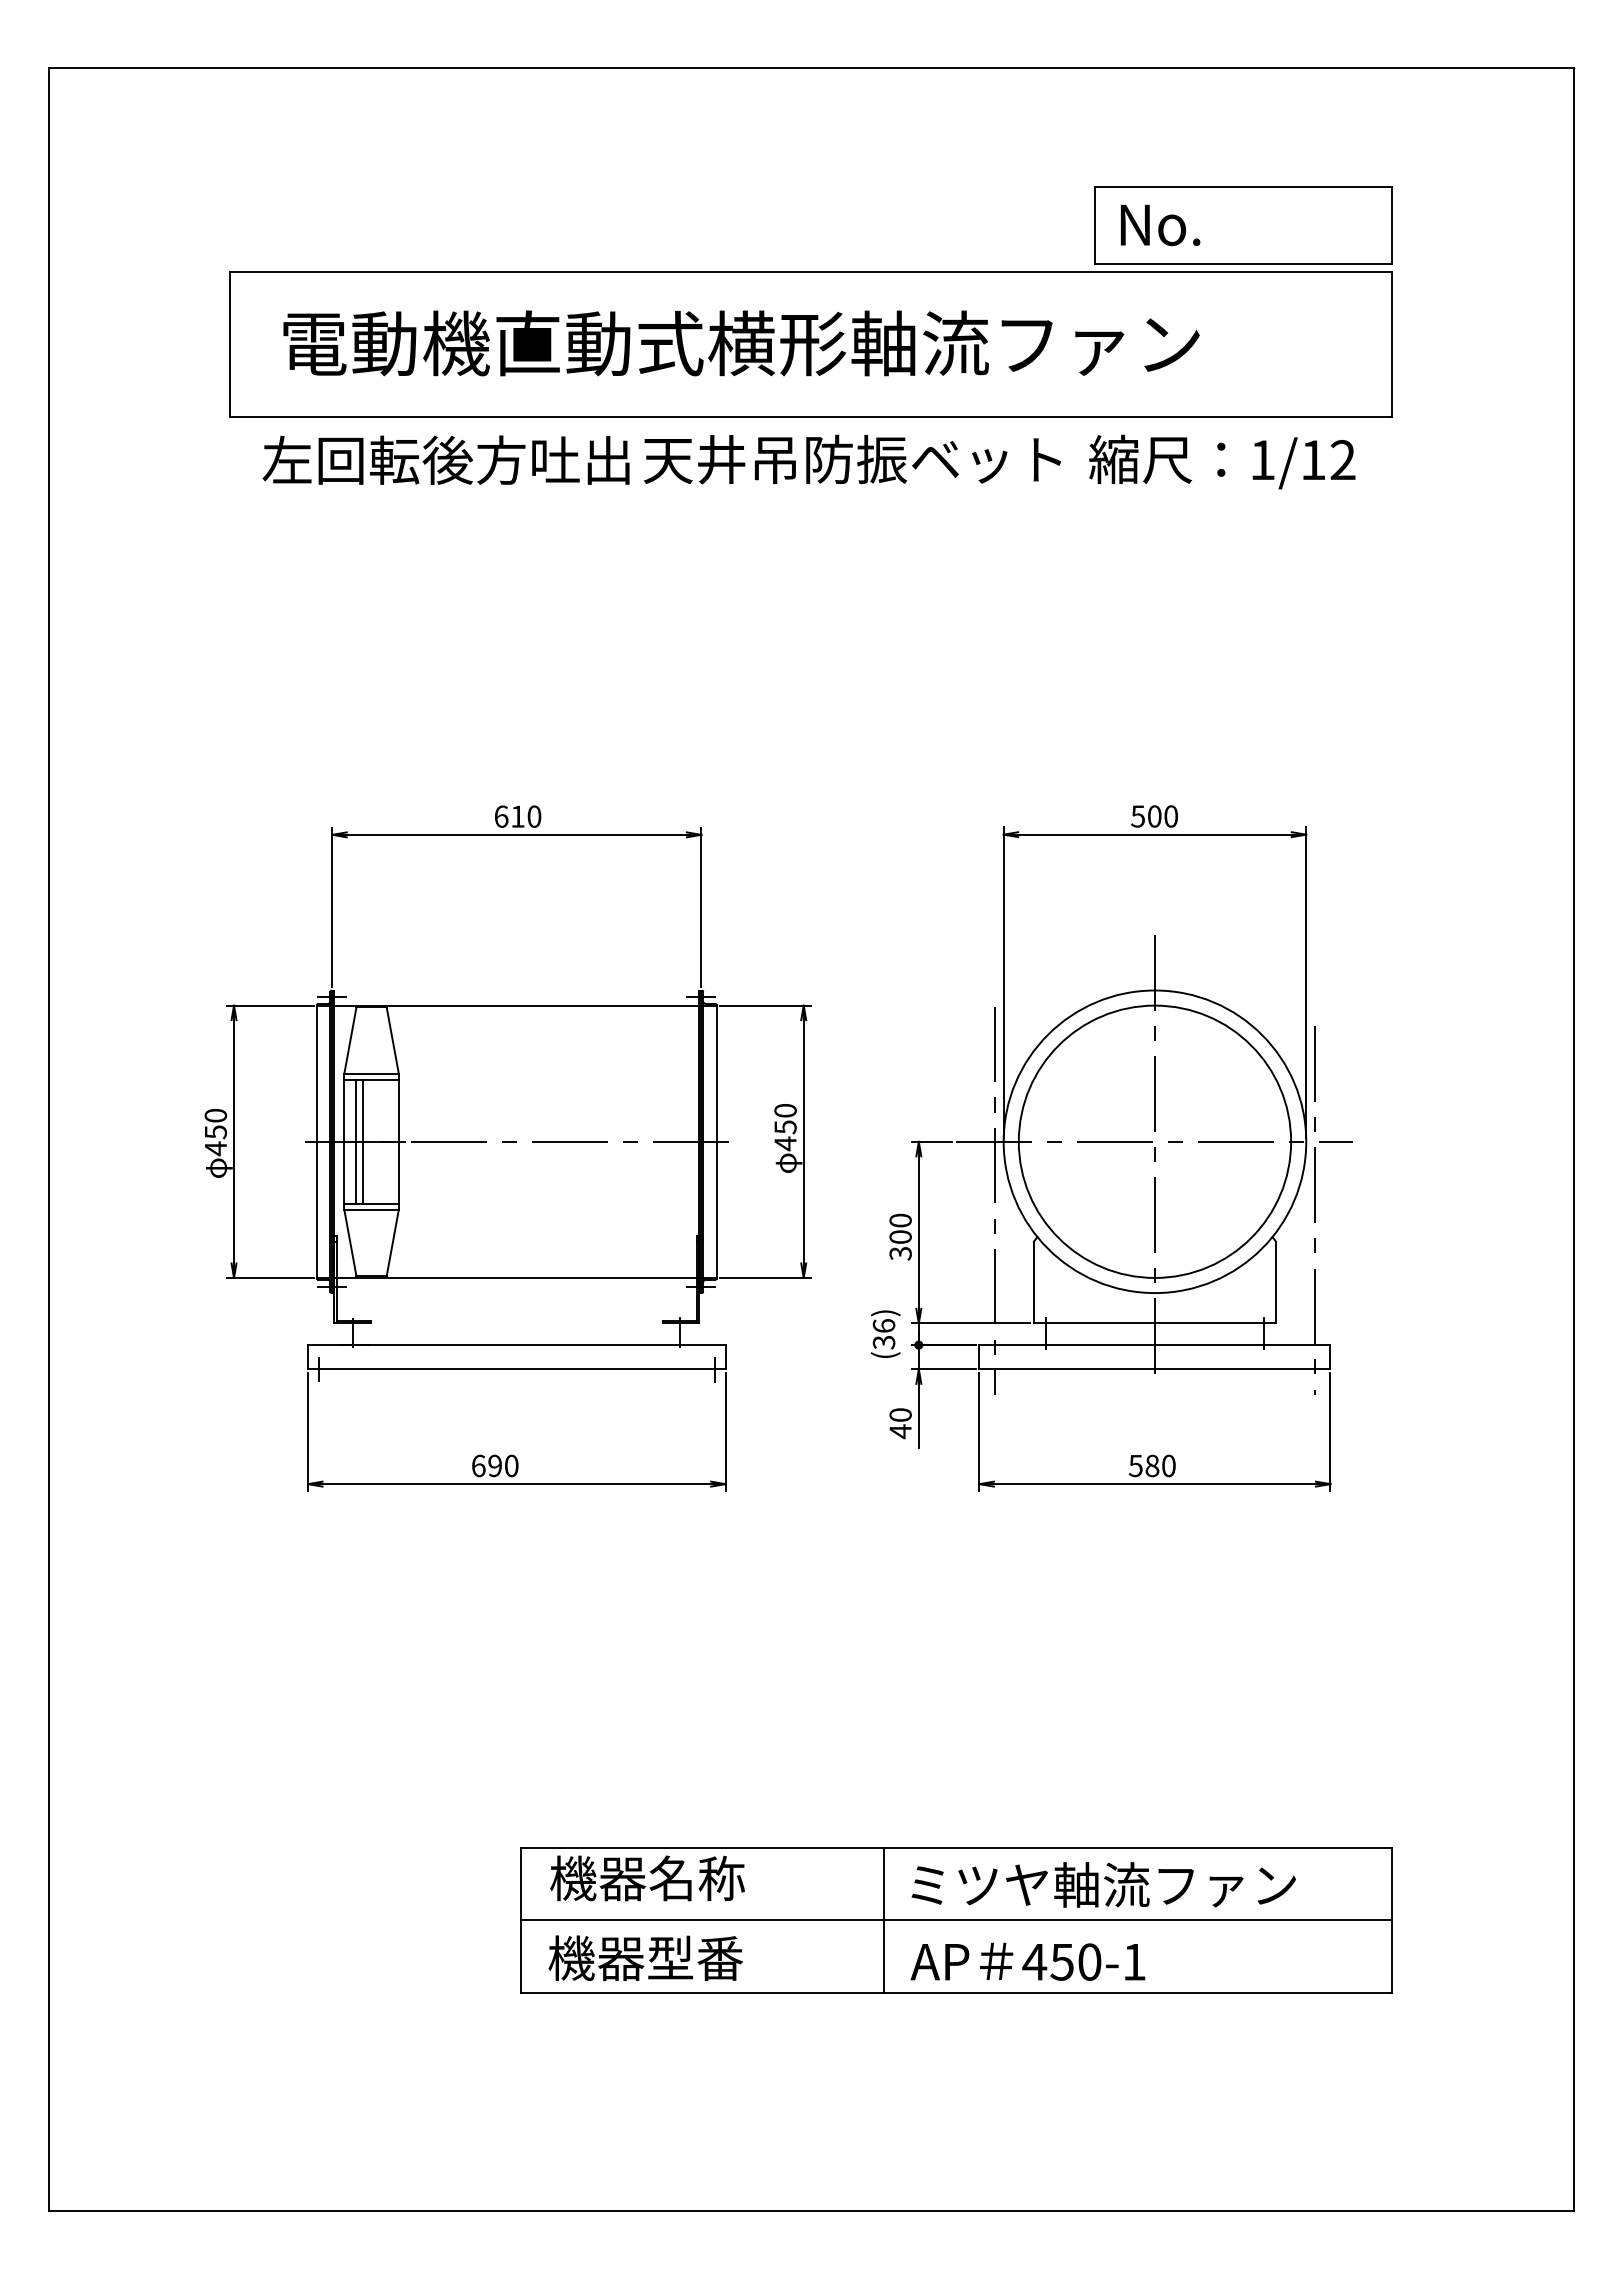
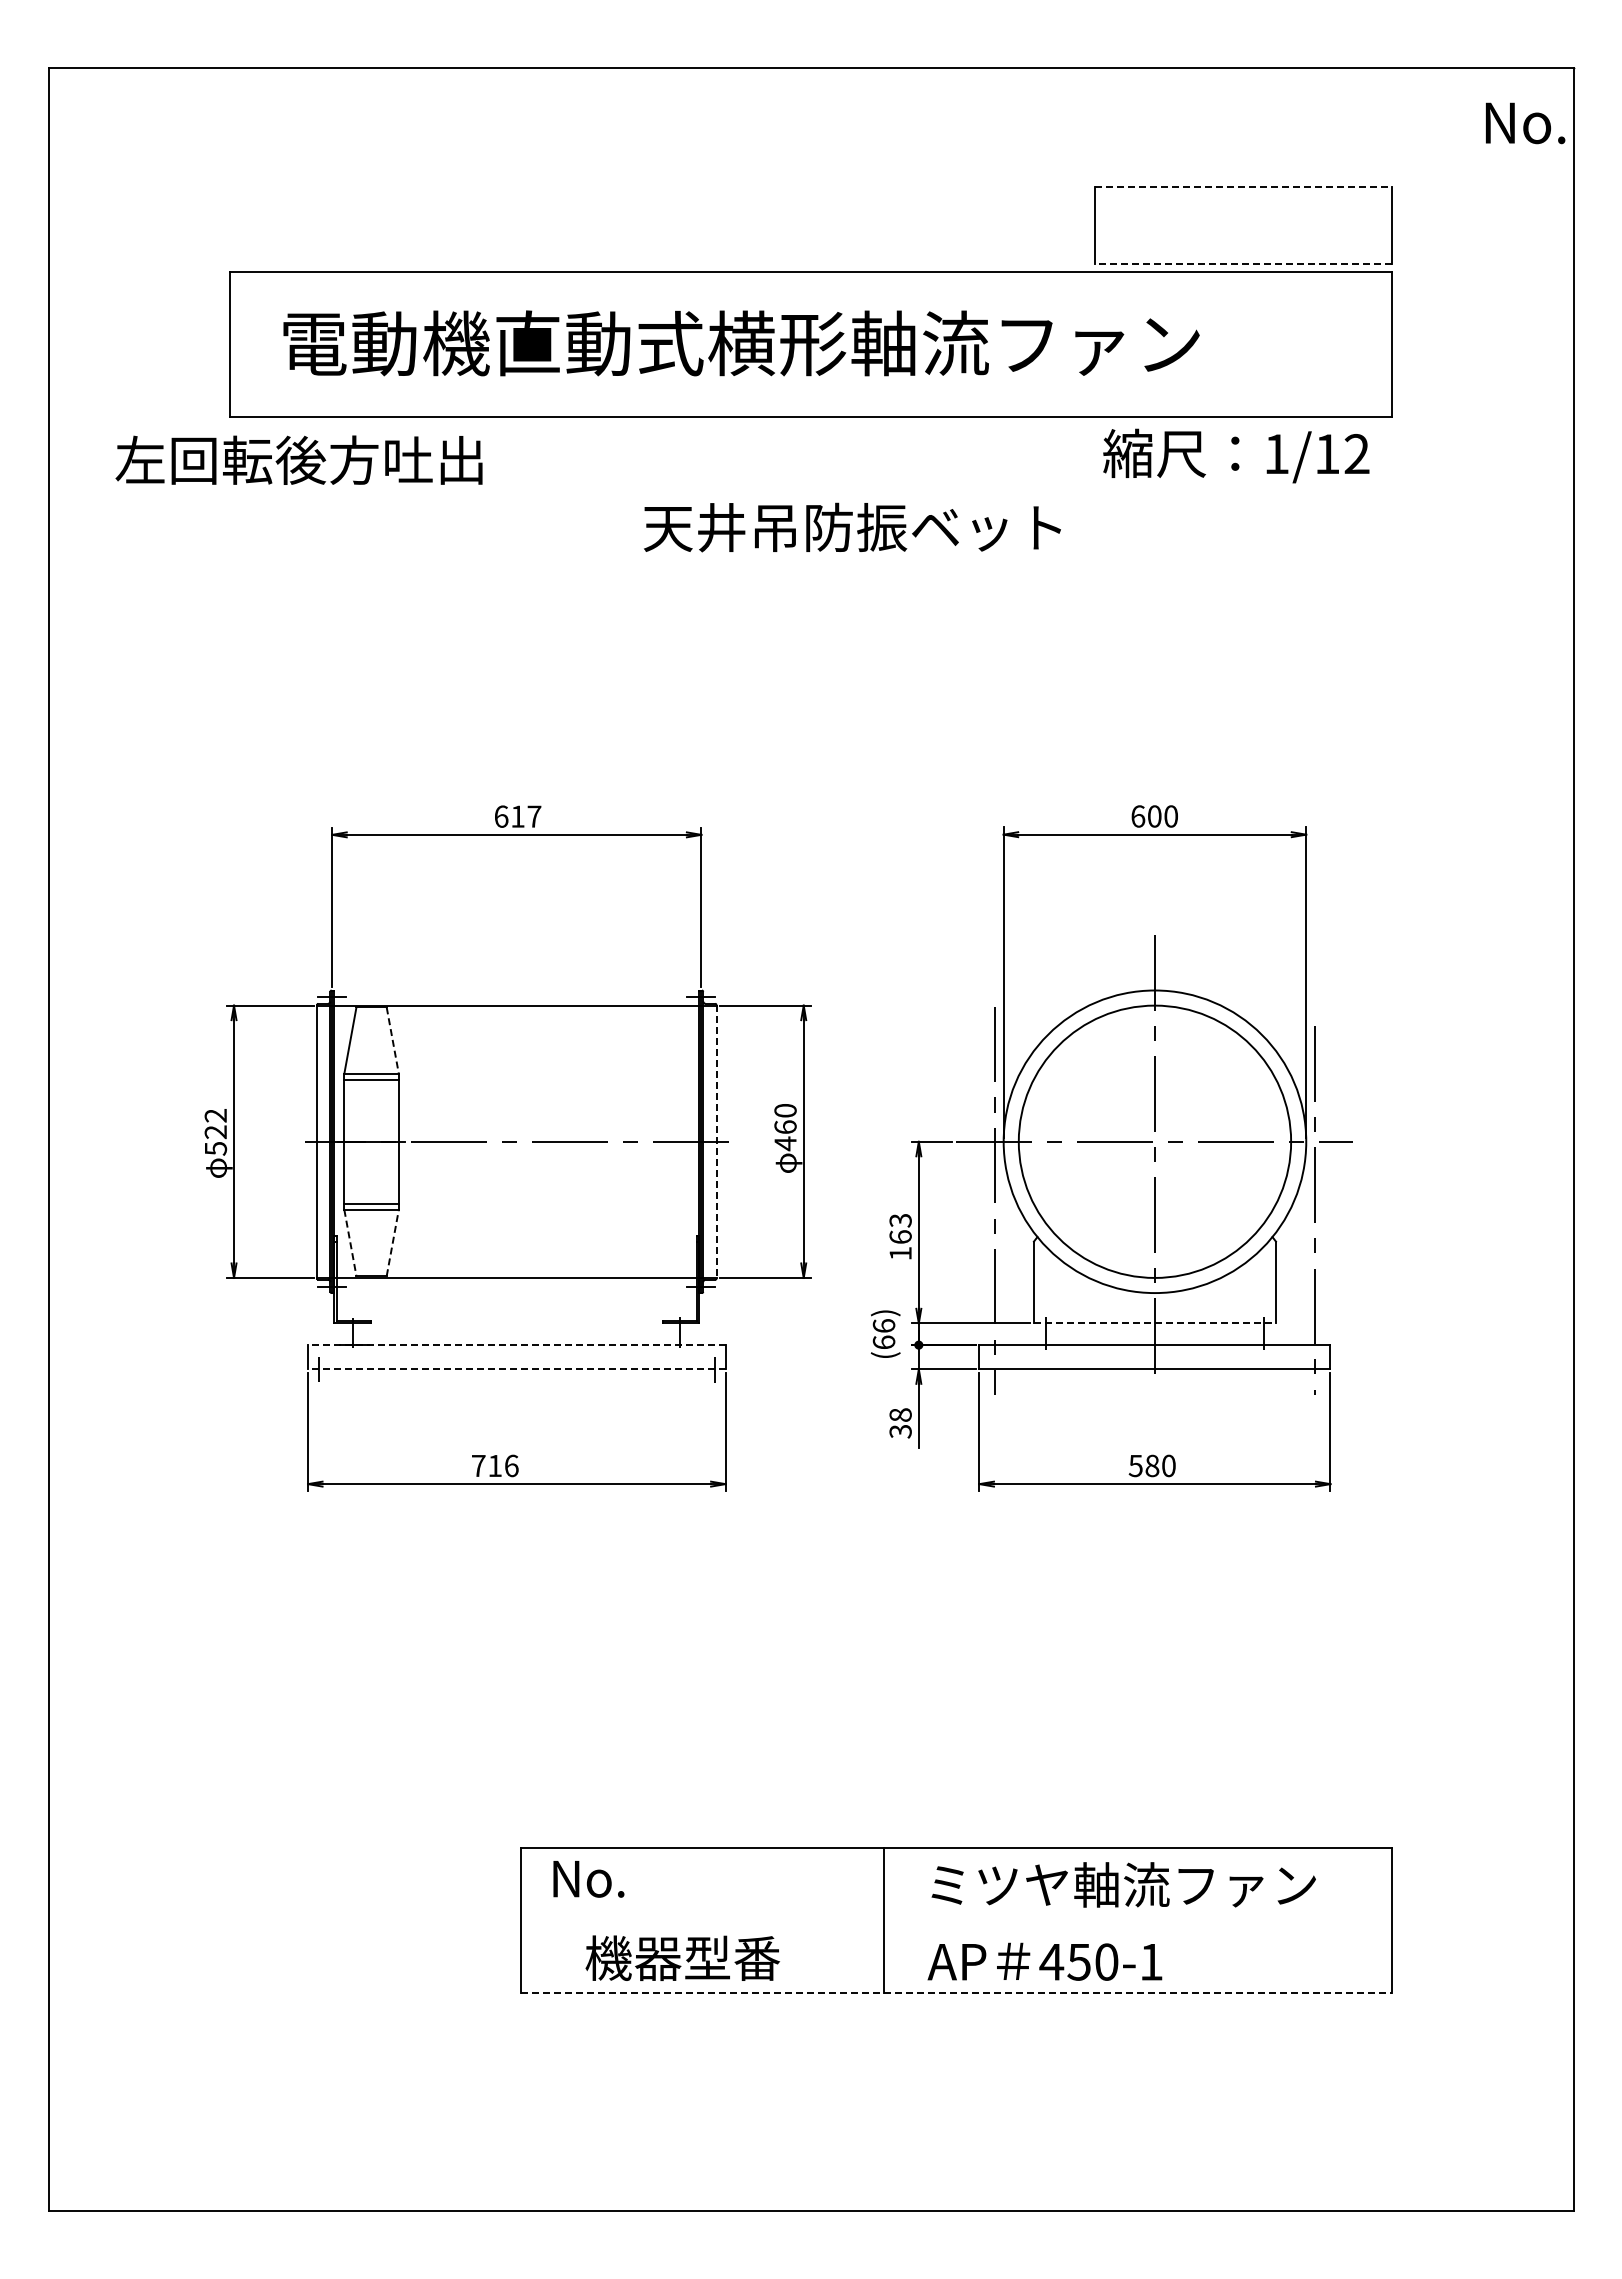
line: solid -> dashed (1243, 186)
text position: (1160, 225) -> (1525, 123) (1525, 123)
line: solid -> dashed (1243, 263)
text position: (445, 459) -> (298, 459) (298, 459)
text position: (852, 459) -> (852, 527) (852, 527)
text position: (1222, 461) -> (1236, 455) (1236, 455)
text: 610 -> 617 (534, 816)
text: 500 -> 600 (1138, 816)
line: solid -> dashed (392, 1040)
text: 450 -> 460 (785, 1127)
text: 450 -> 522 (215, 1132)
line: present -> none (356, 1141)
line: present -> none (362, 1141)
line: solid -> dashed (716, 1141)
text: 300 -> 163 (900, 1236)
line: solid -> dashed (350, 1243)
line: solid -> dashed (392, 1243)
line: solid -> dashed (1155, 1323)
text: (36) -> (66) (883, 1342)
line: solid -> dashed (516, 1345)
line: solid -> dashed (516, 1369)
text: 40 -> 38 (900, 1423)
text: 690 -> 716 (495, 1465)
text: 機器名称 -> No. (647, 1878)
text position: (1103, 1884) -> (1123, 1884) (1123, 1884)
line: present -> none (955, 1920)
text position: (645, 1957) -> (682, 1957) (682, 1957)
text position: (1027, 1961) -> (1044, 1961) (1044, 1961)
line: solid -> dashed (956, 1992)
